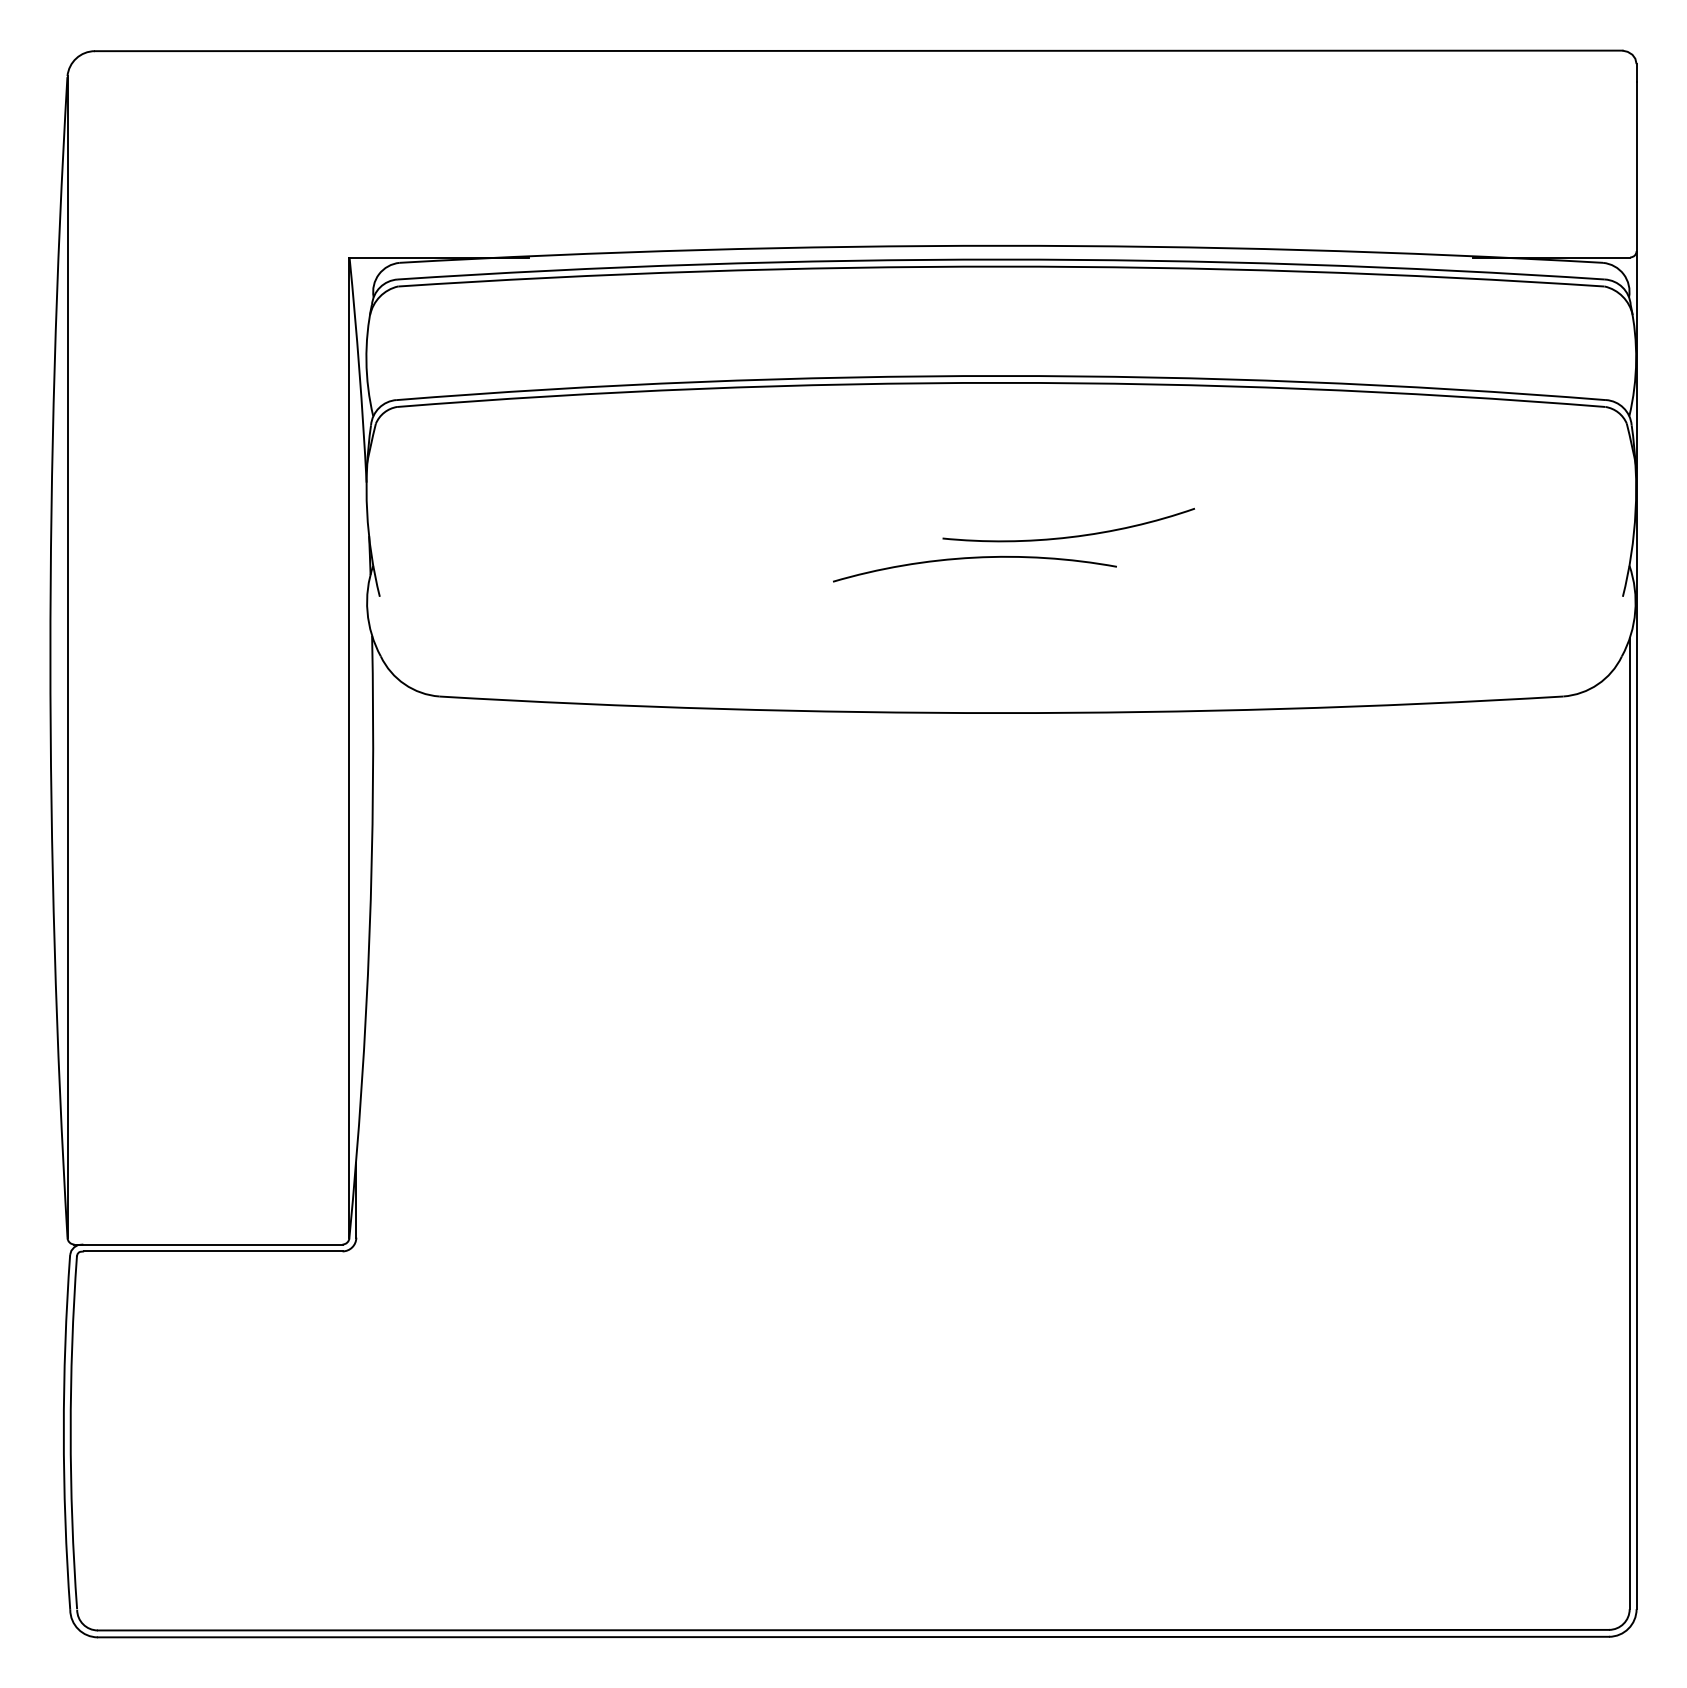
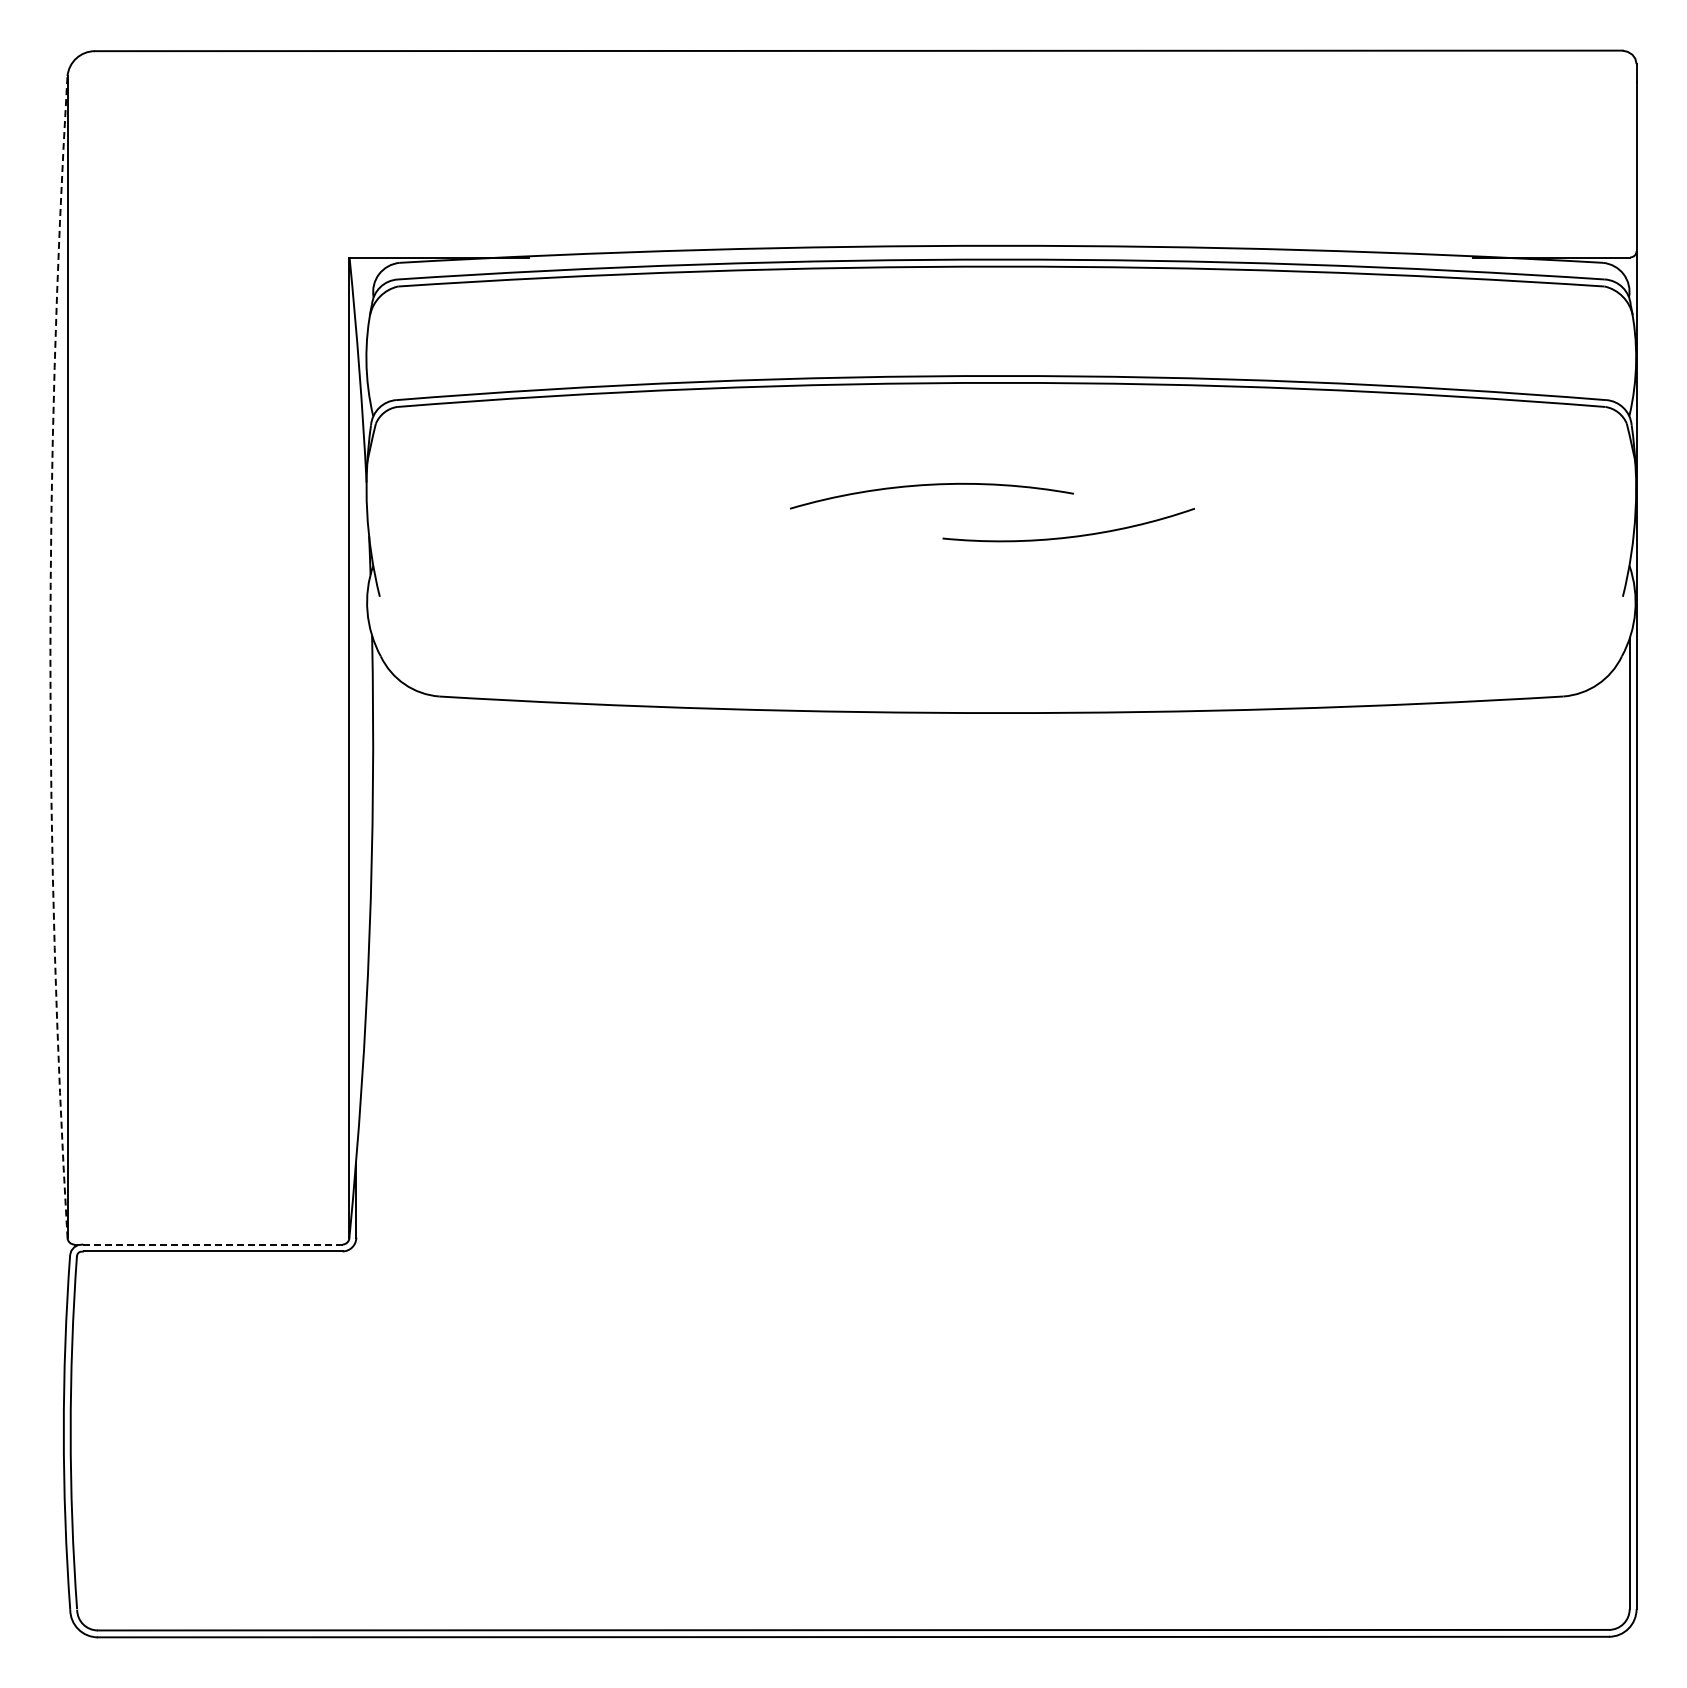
arc position: (974, 558) -> (931, 485) (931, 485)
arc: solid -> dashed (50, 657)
line: solid -> dashed (207, 1244)
